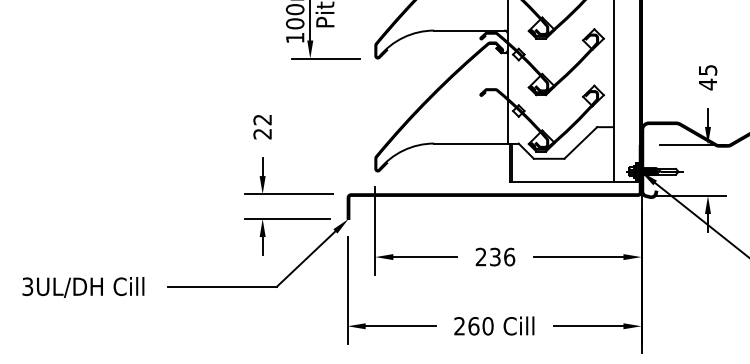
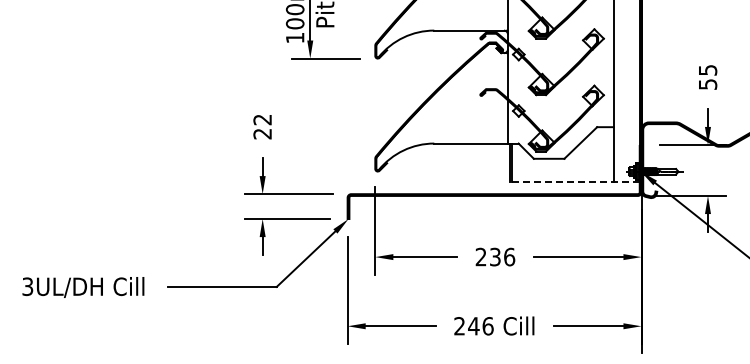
text: 45 -> 55 (708, 84)
line: solid -> dashed (574, 181)
text: 260 -> 246 (480, 326)
